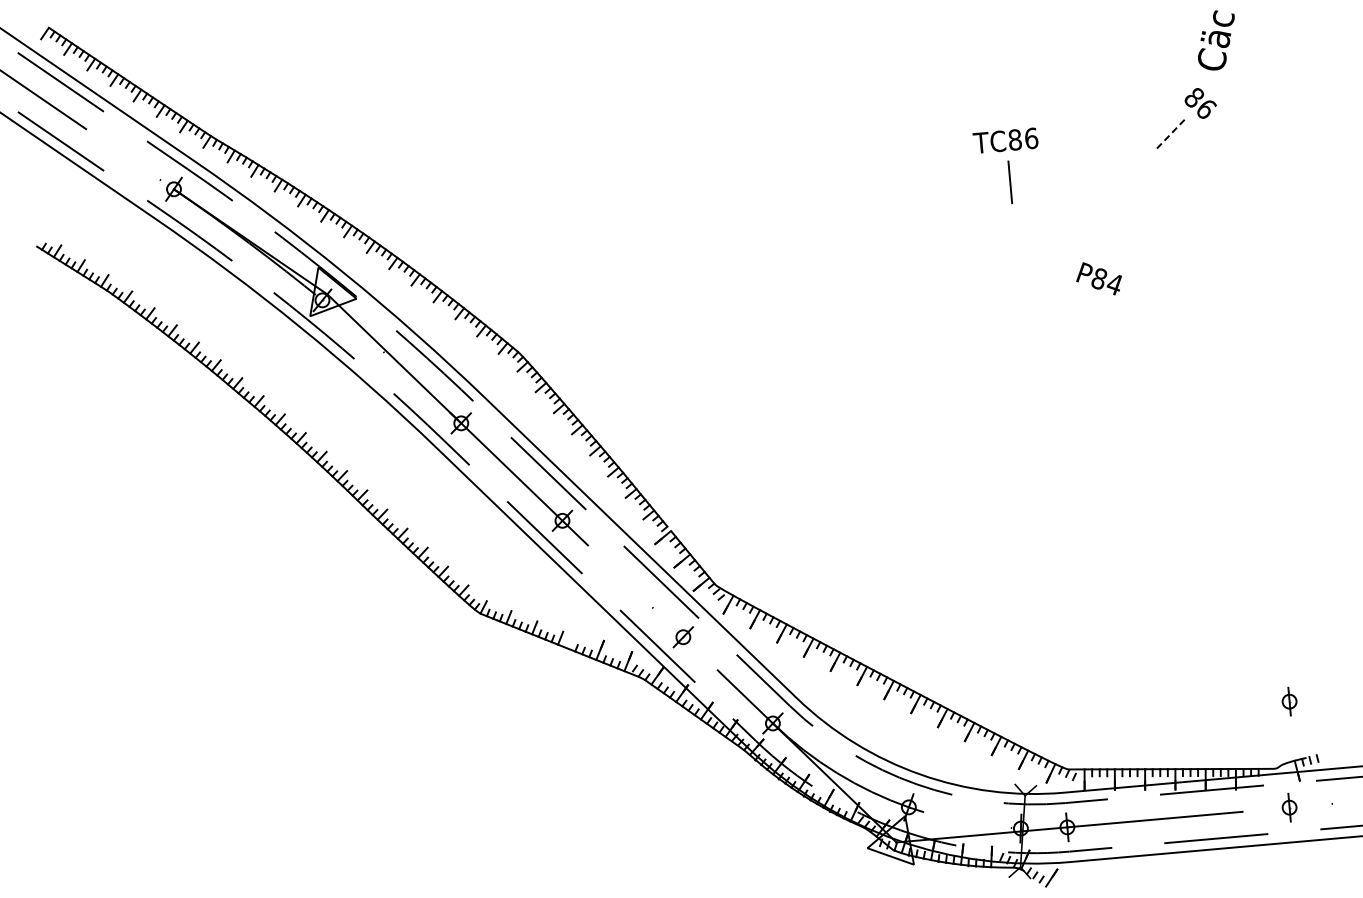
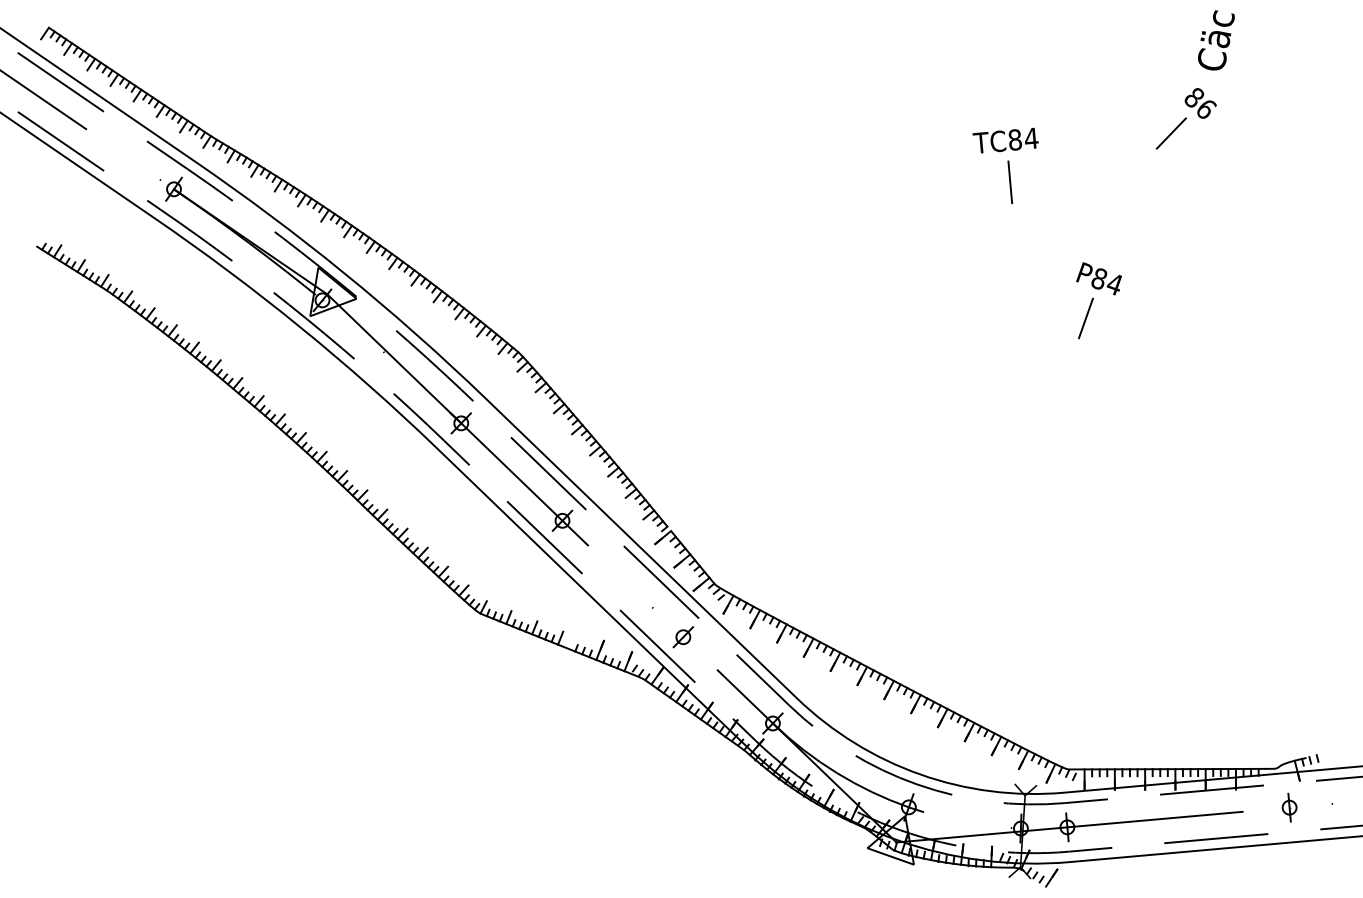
line: dashed -> solid (1171, 133)
text: TC86 -> TC84 (1031, 138)
line: none -> present (1085, 318)
part: present -> none (1289, 701)
